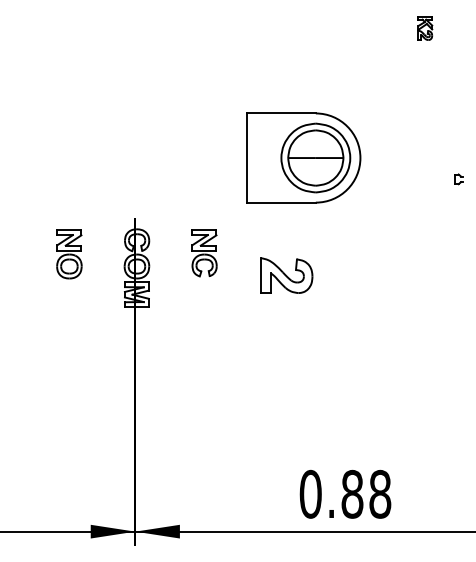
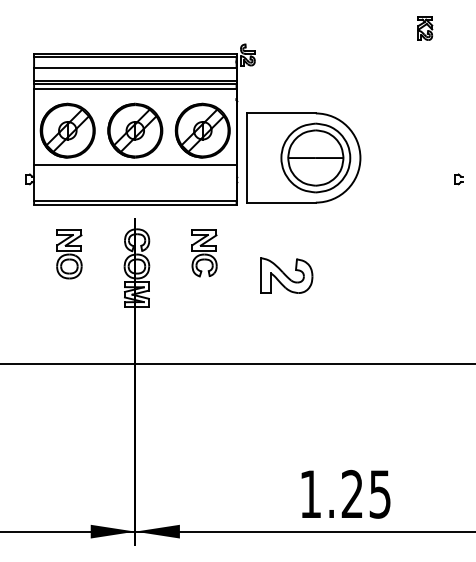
part: none -> present (140, 124)
line: none -> present (237, 363)
text: 0.88 -> 1.25 (345, 493)
